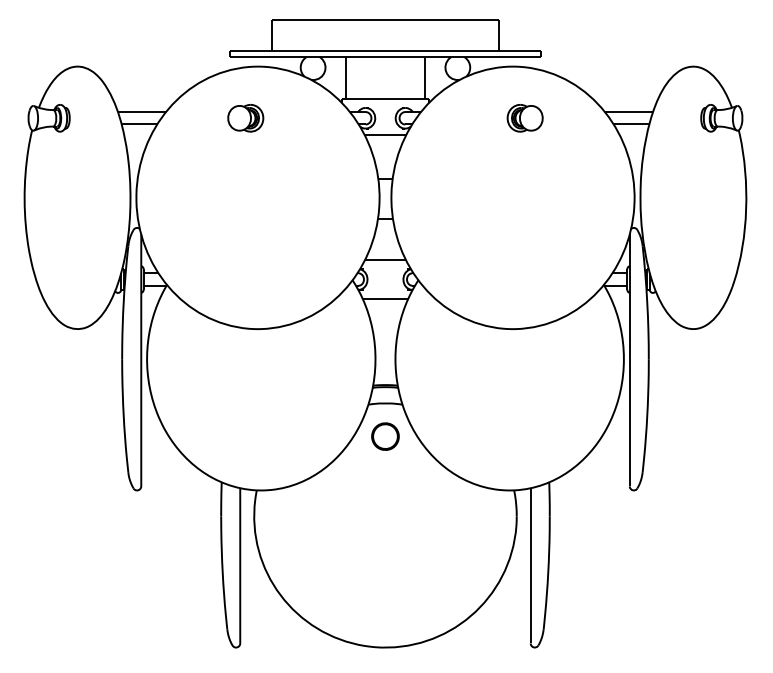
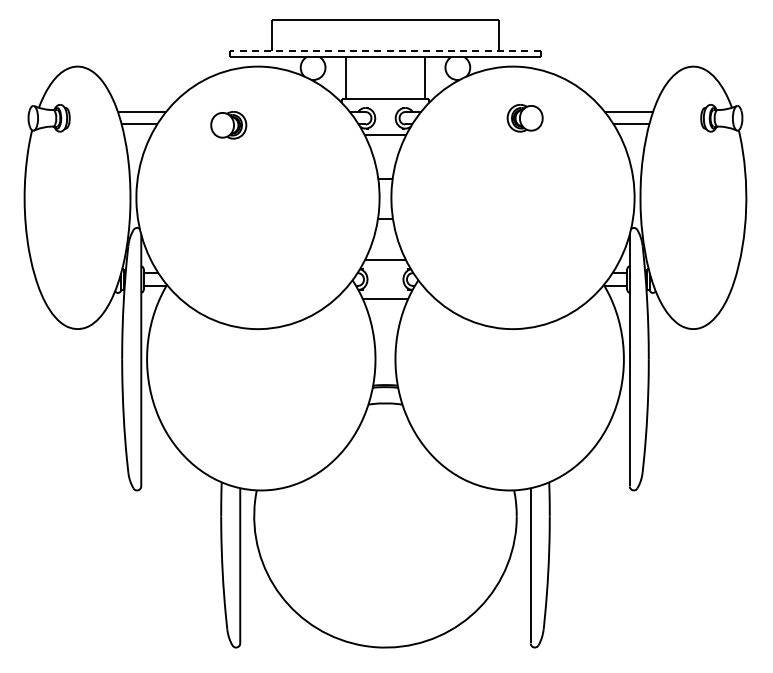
line: solid -> dashed (385, 51)
part position: (245, 118) -> (228, 125) (228, 125)
part: present -> none (385, 436)
